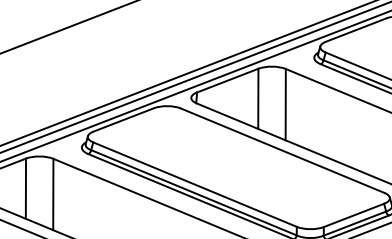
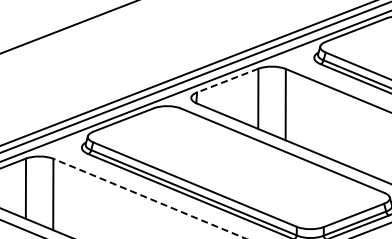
line: solid -> dashed (227, 80)
line: solid -> dashed (149, 198)
